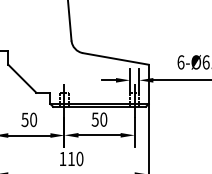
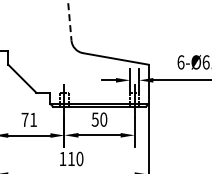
line: solid -> dashed (69, 20)
text: 50 -> 71 (29, 119)
